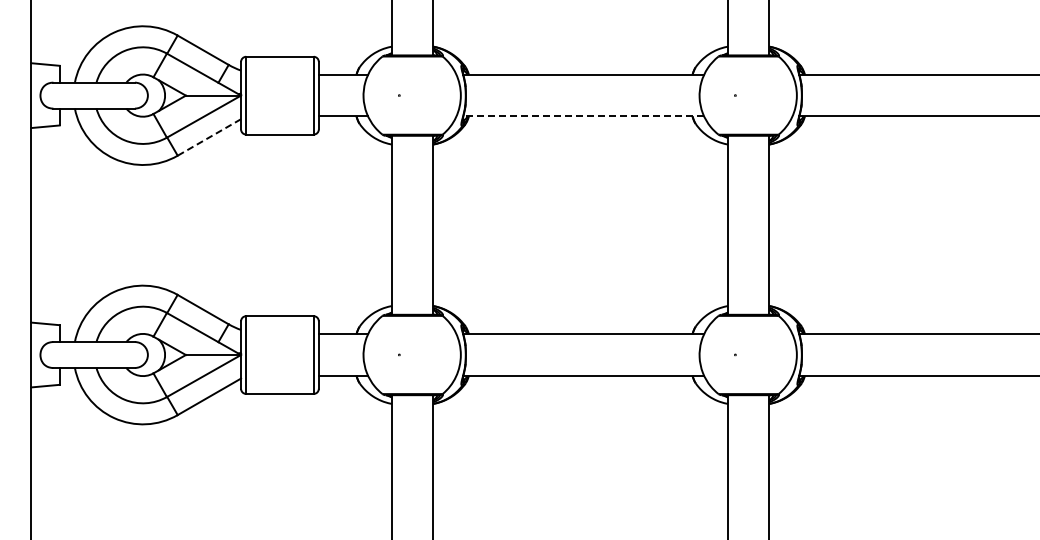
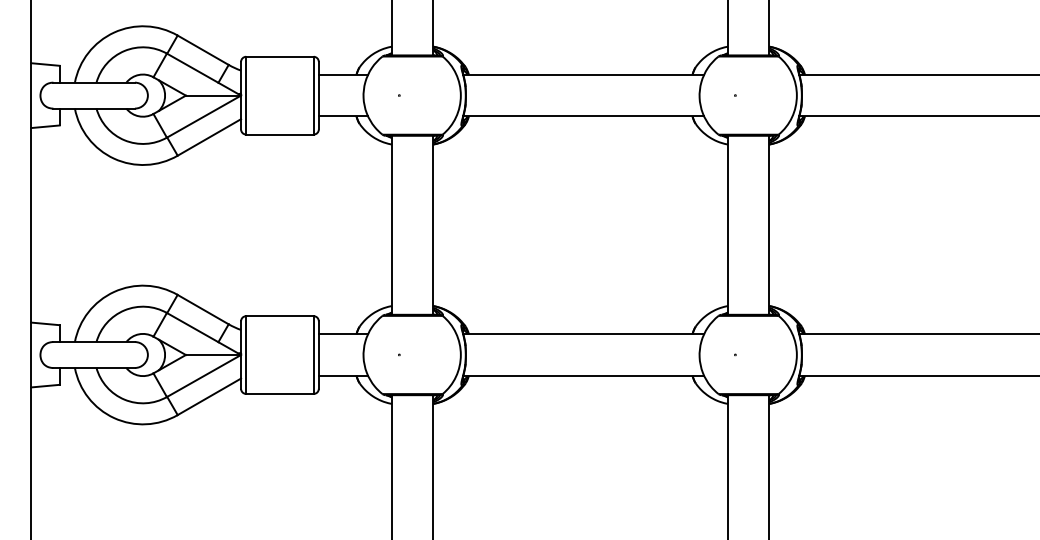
line: dashed -> solid (583, 116)
line: dashed -> solid (209, 137)
